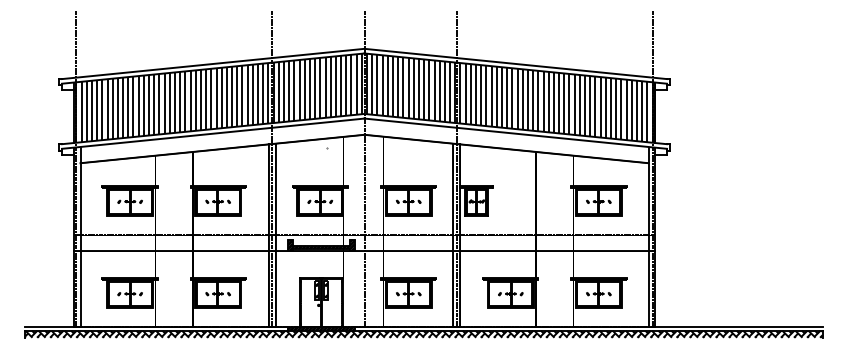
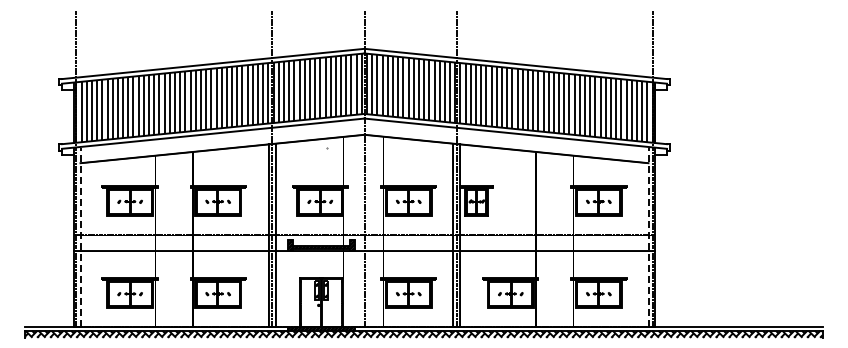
line: solid -> dashed (80, 237)
line: solid -> dashed (648, 237)
